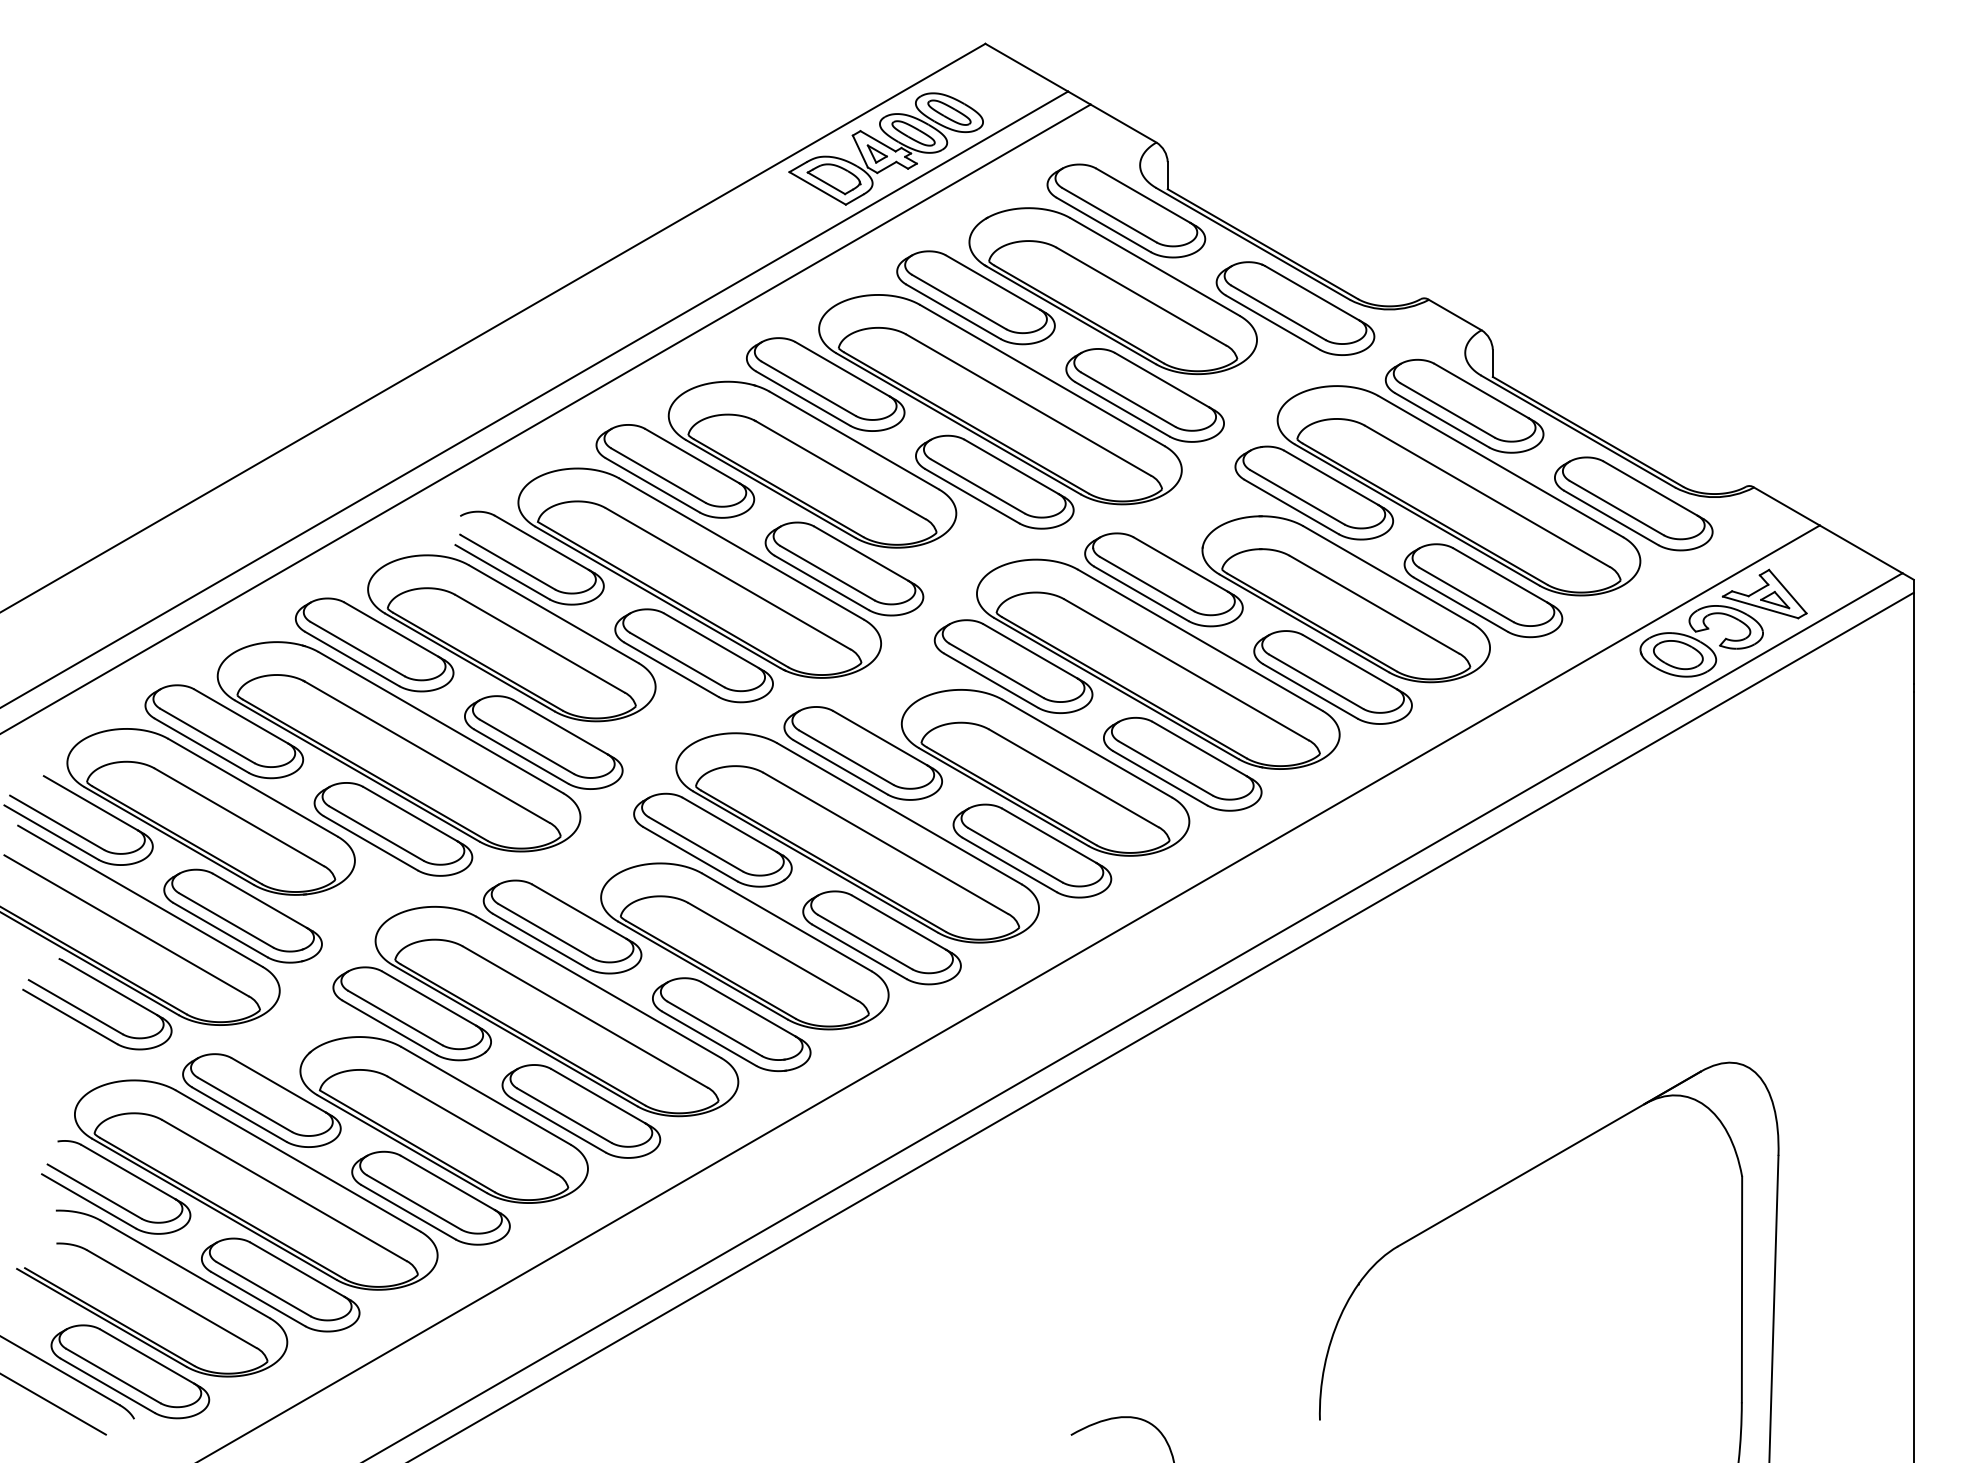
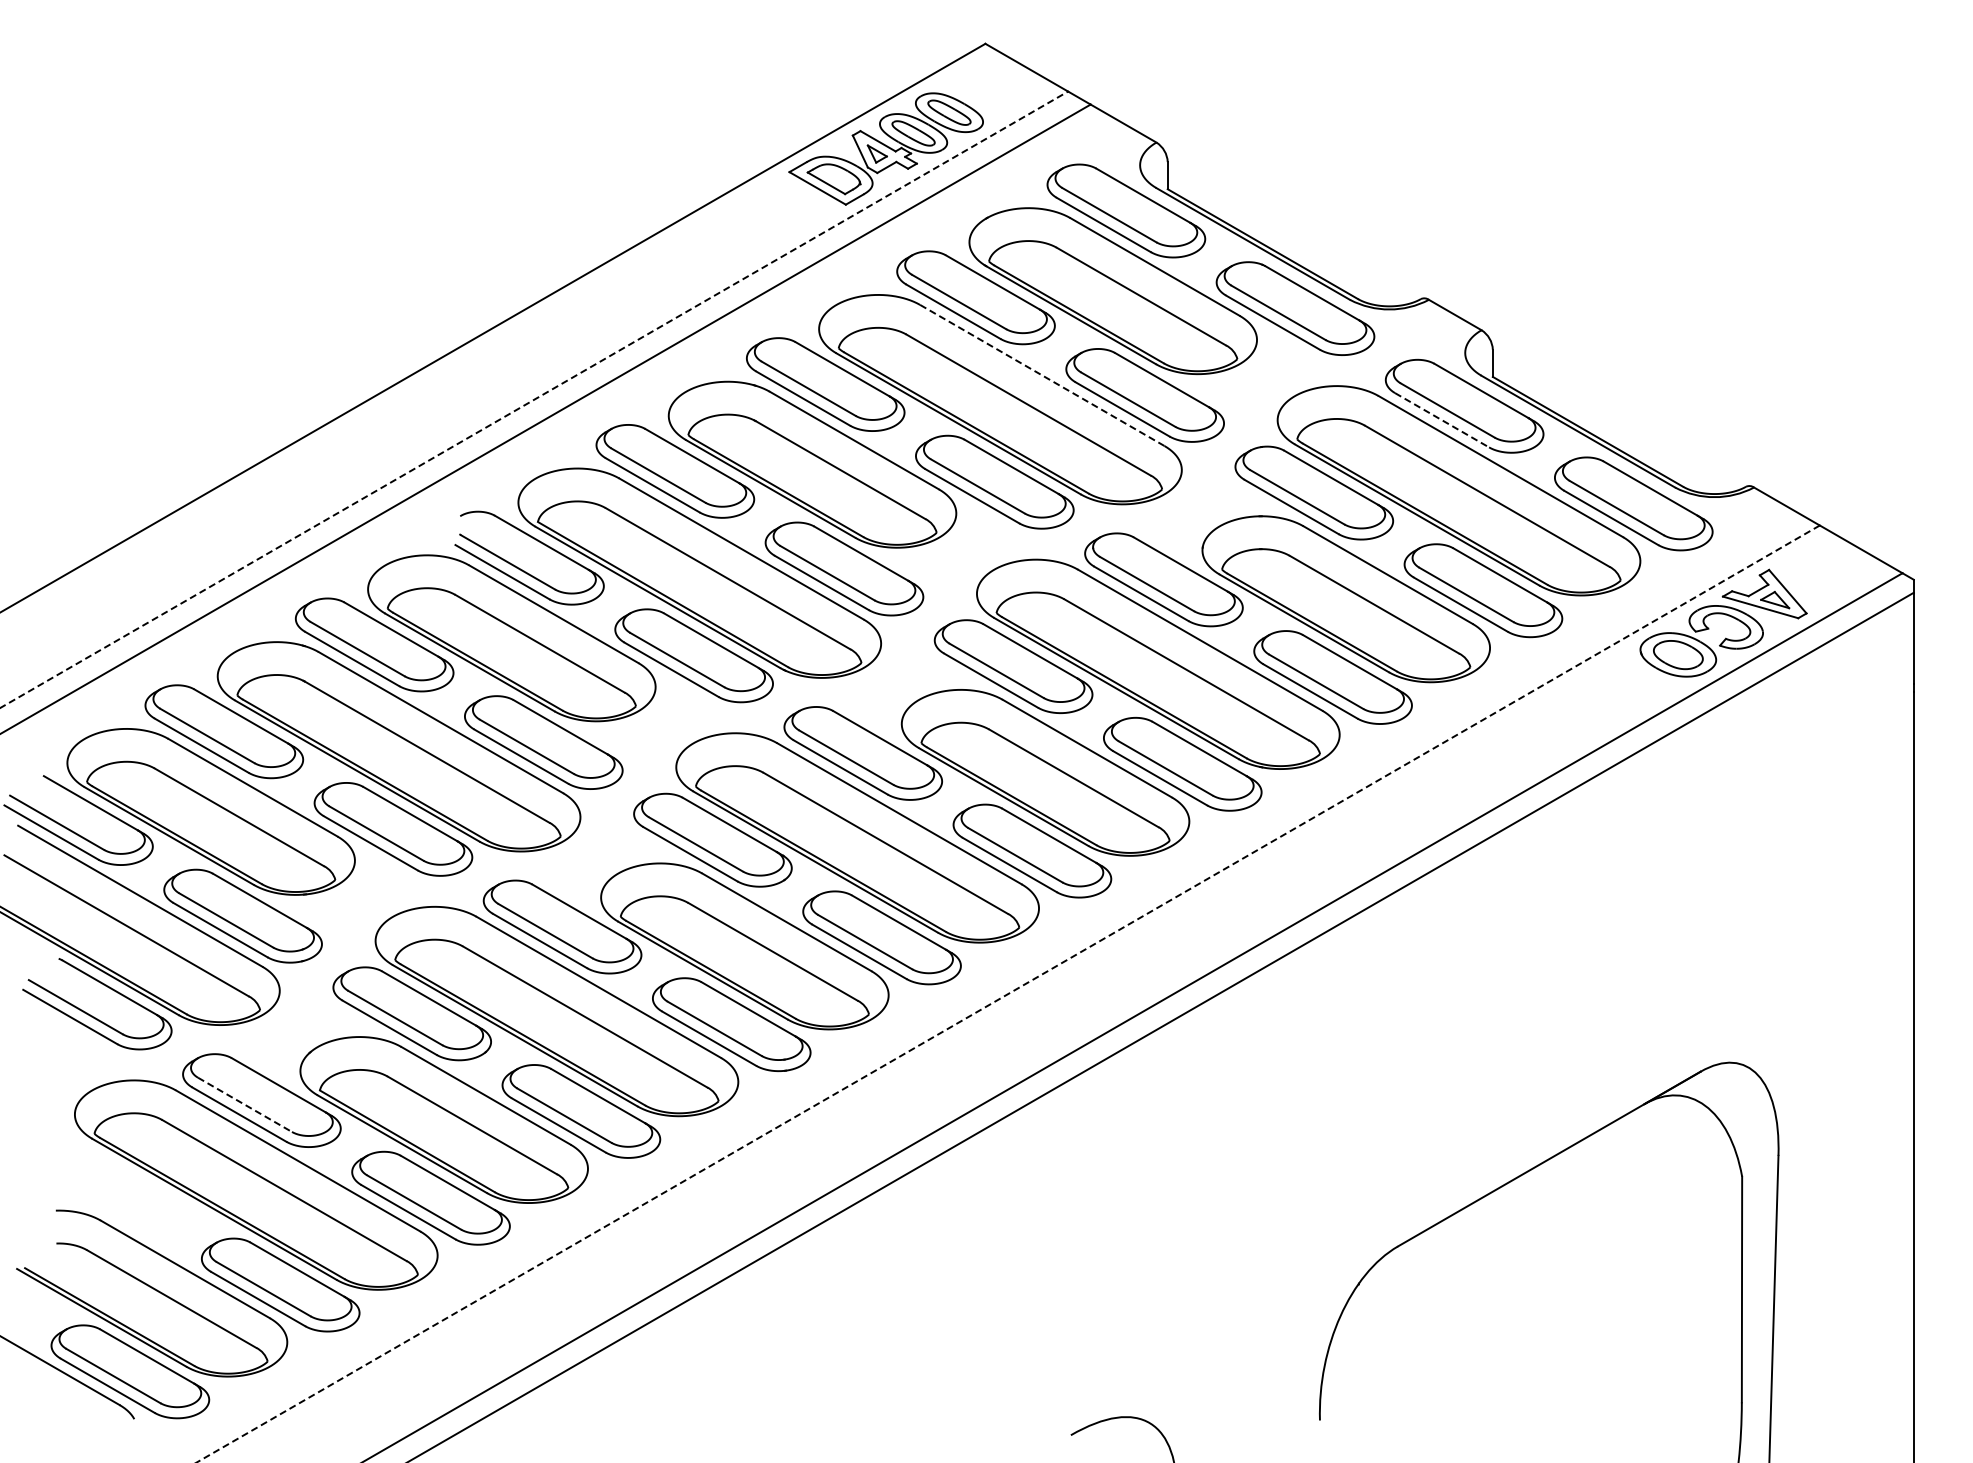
line: solid -> dashed (1042, 375)
line: solid -> dashed (534, 399)
line: solid -> dashed (1442, 420)
line: solid -> dashed (1007, 994)
line: solid -> dashed (245, 1105)
part: present -> none (110, 1199)
line: present -> none (53, 1404)
